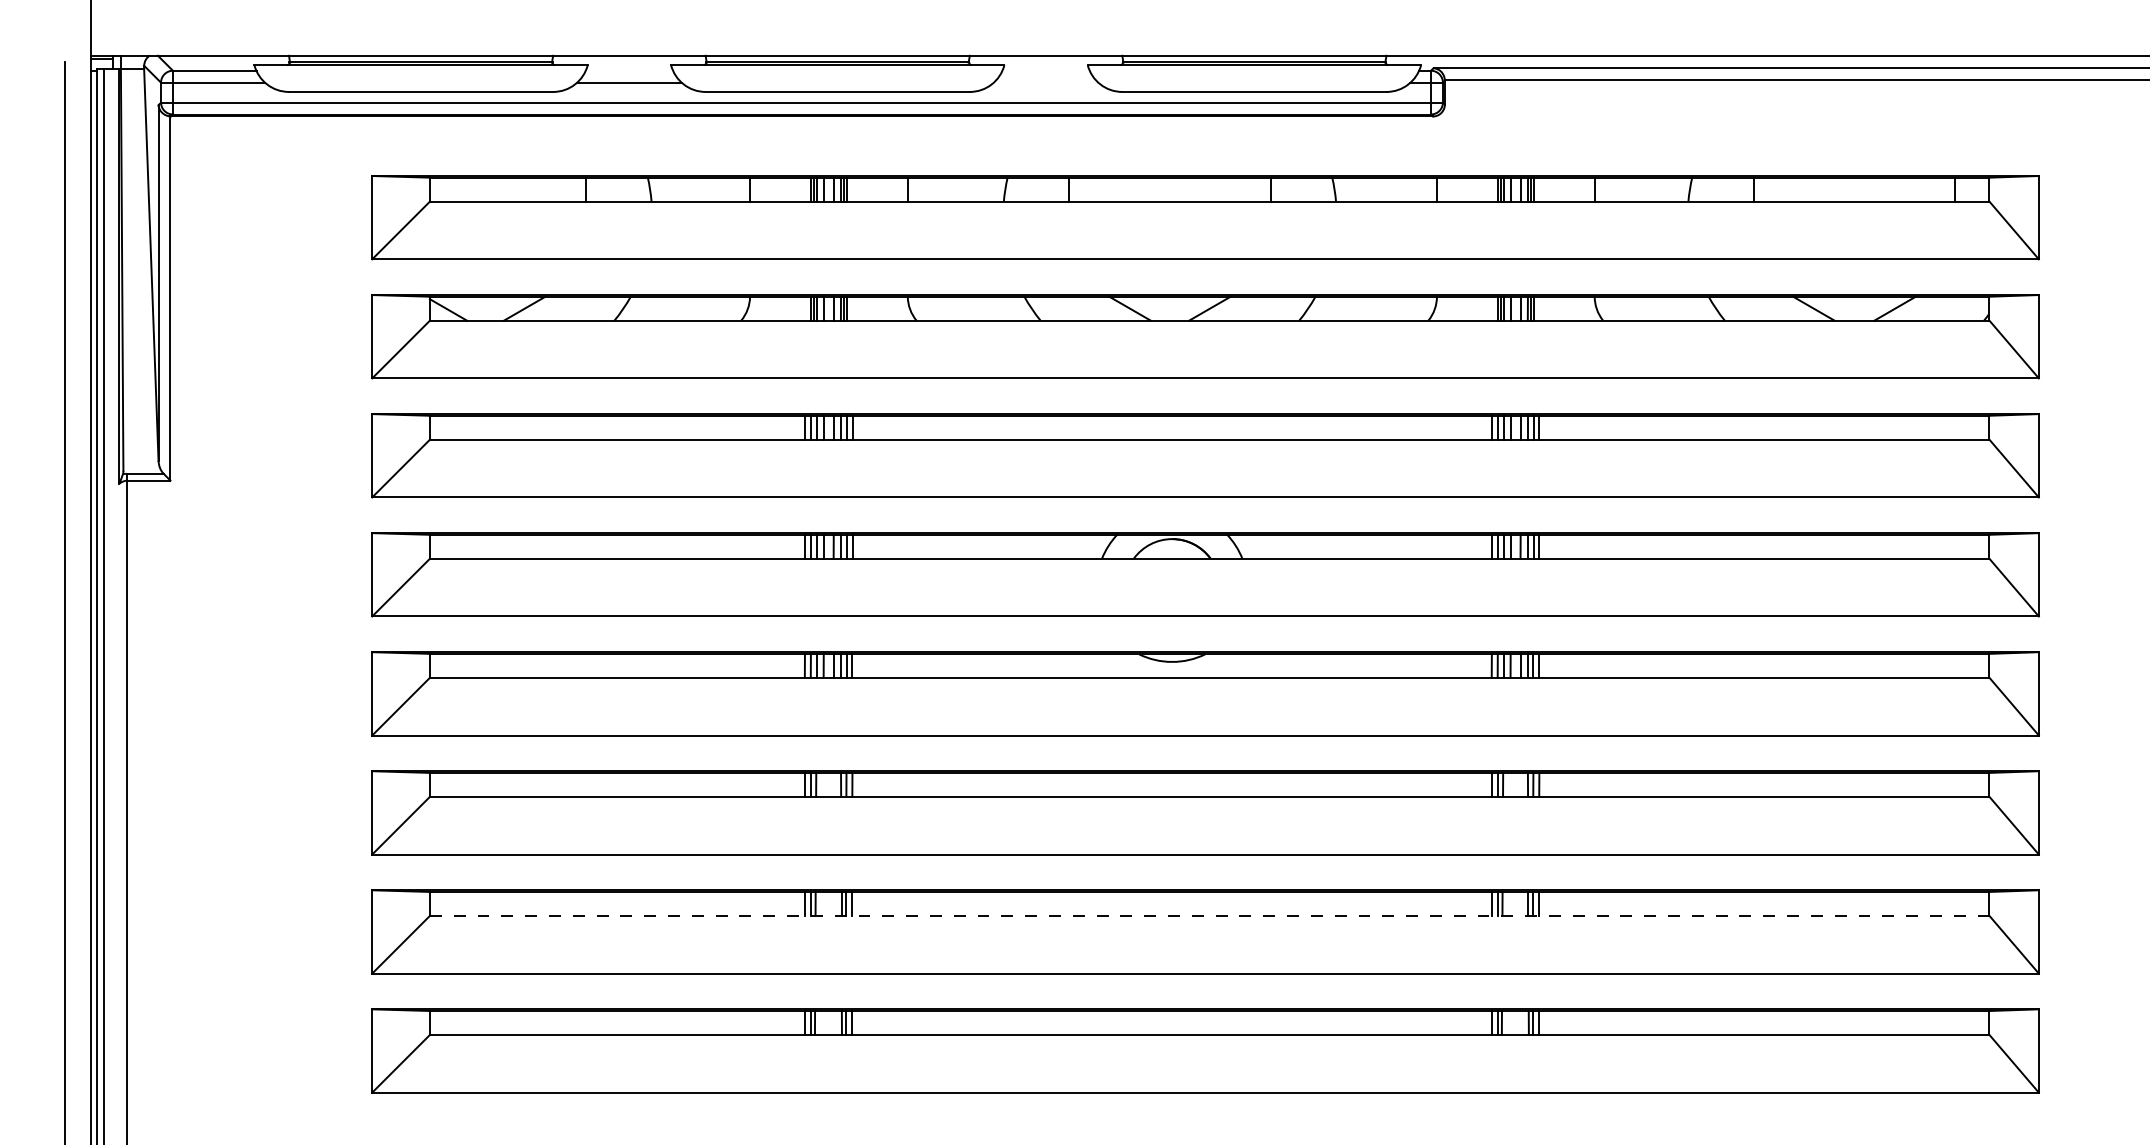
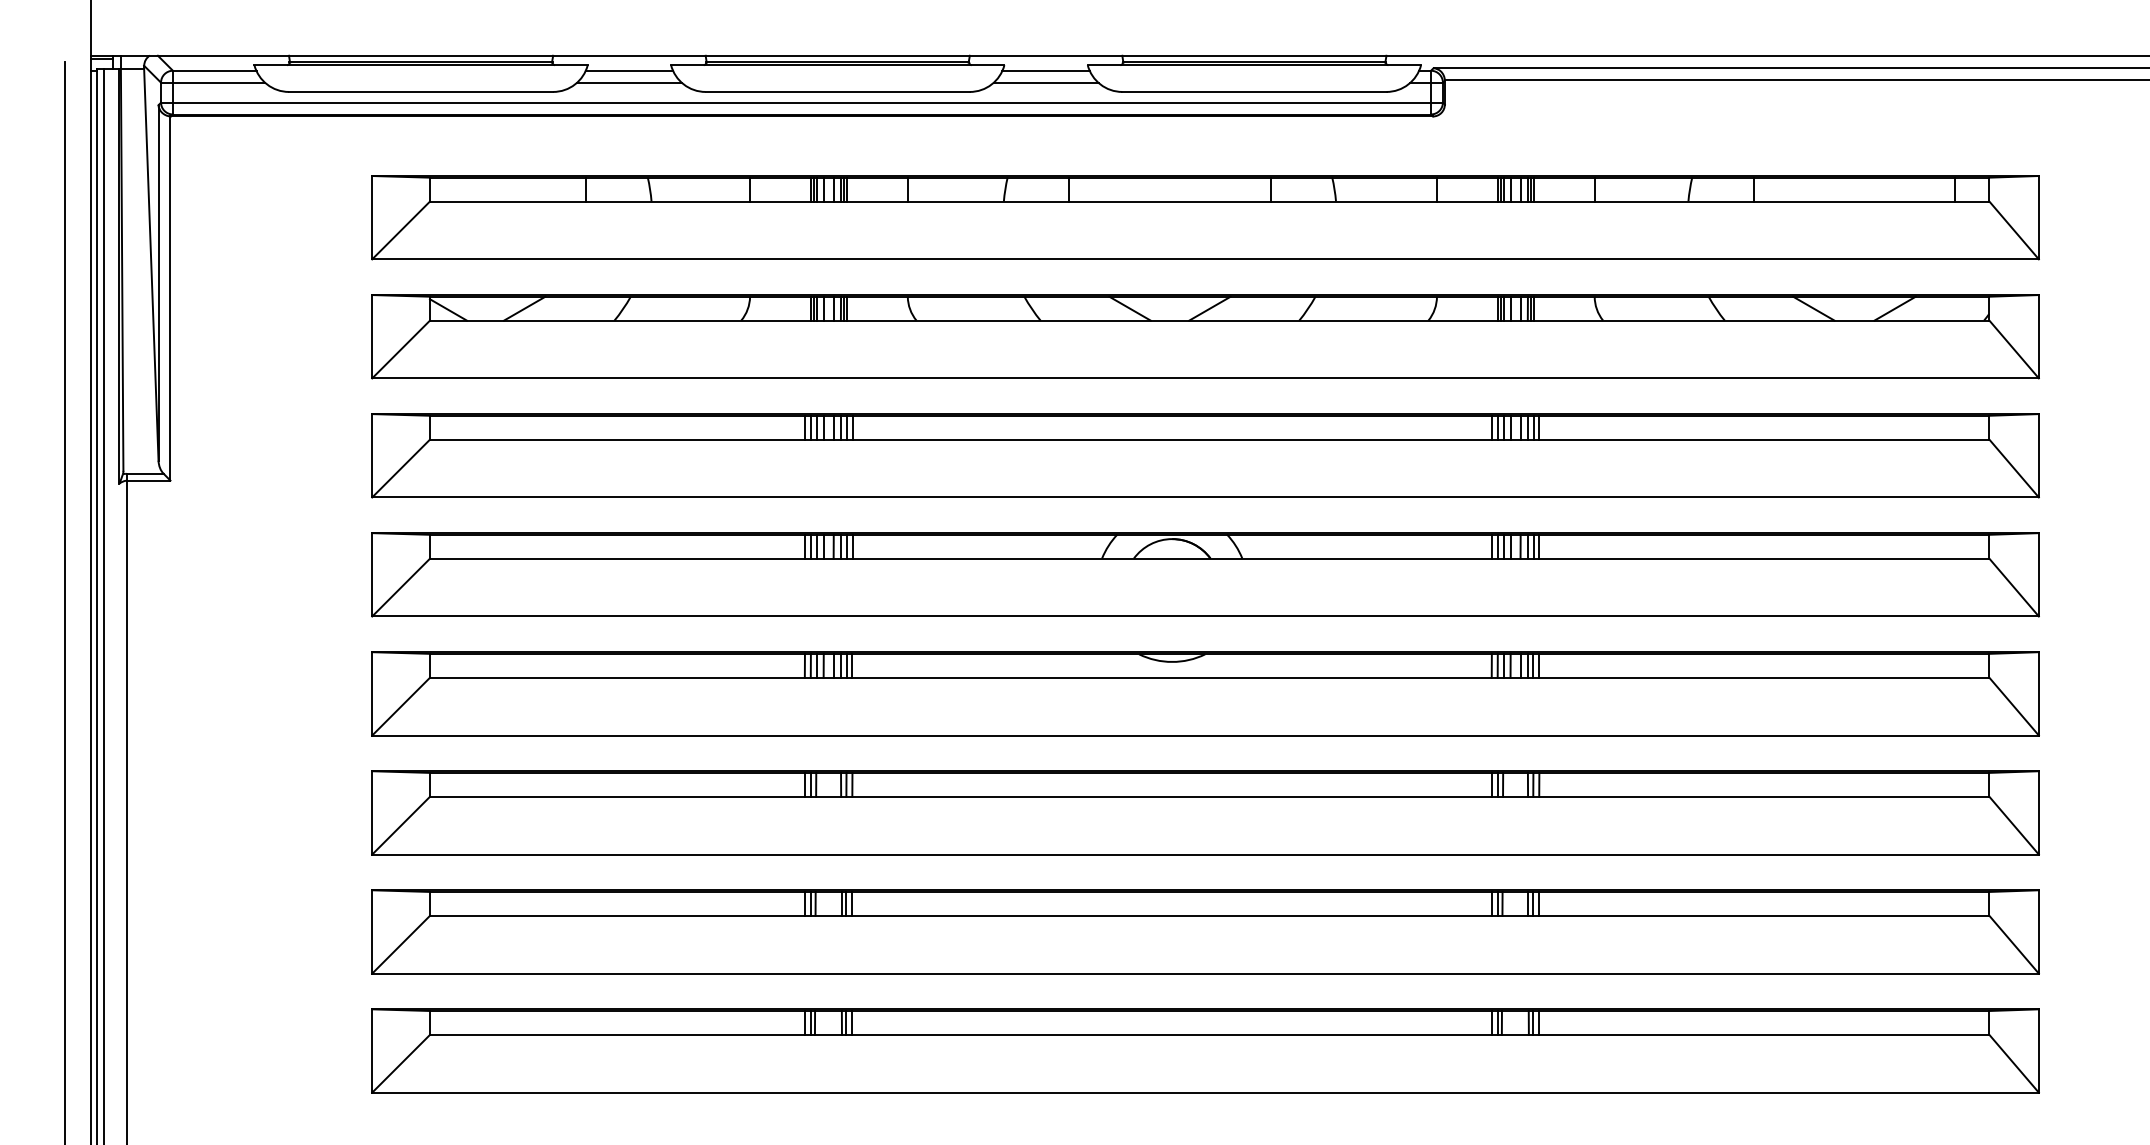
line: none -> present (629, 70)
line: none -> present (1045, 70)
line: none -> present (1045, 82)
line: dashed -> solid (1209, 915)
